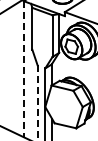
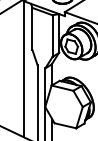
line: dashed -> solid (23, 69)
line: dashed -> solid (37, 102)
